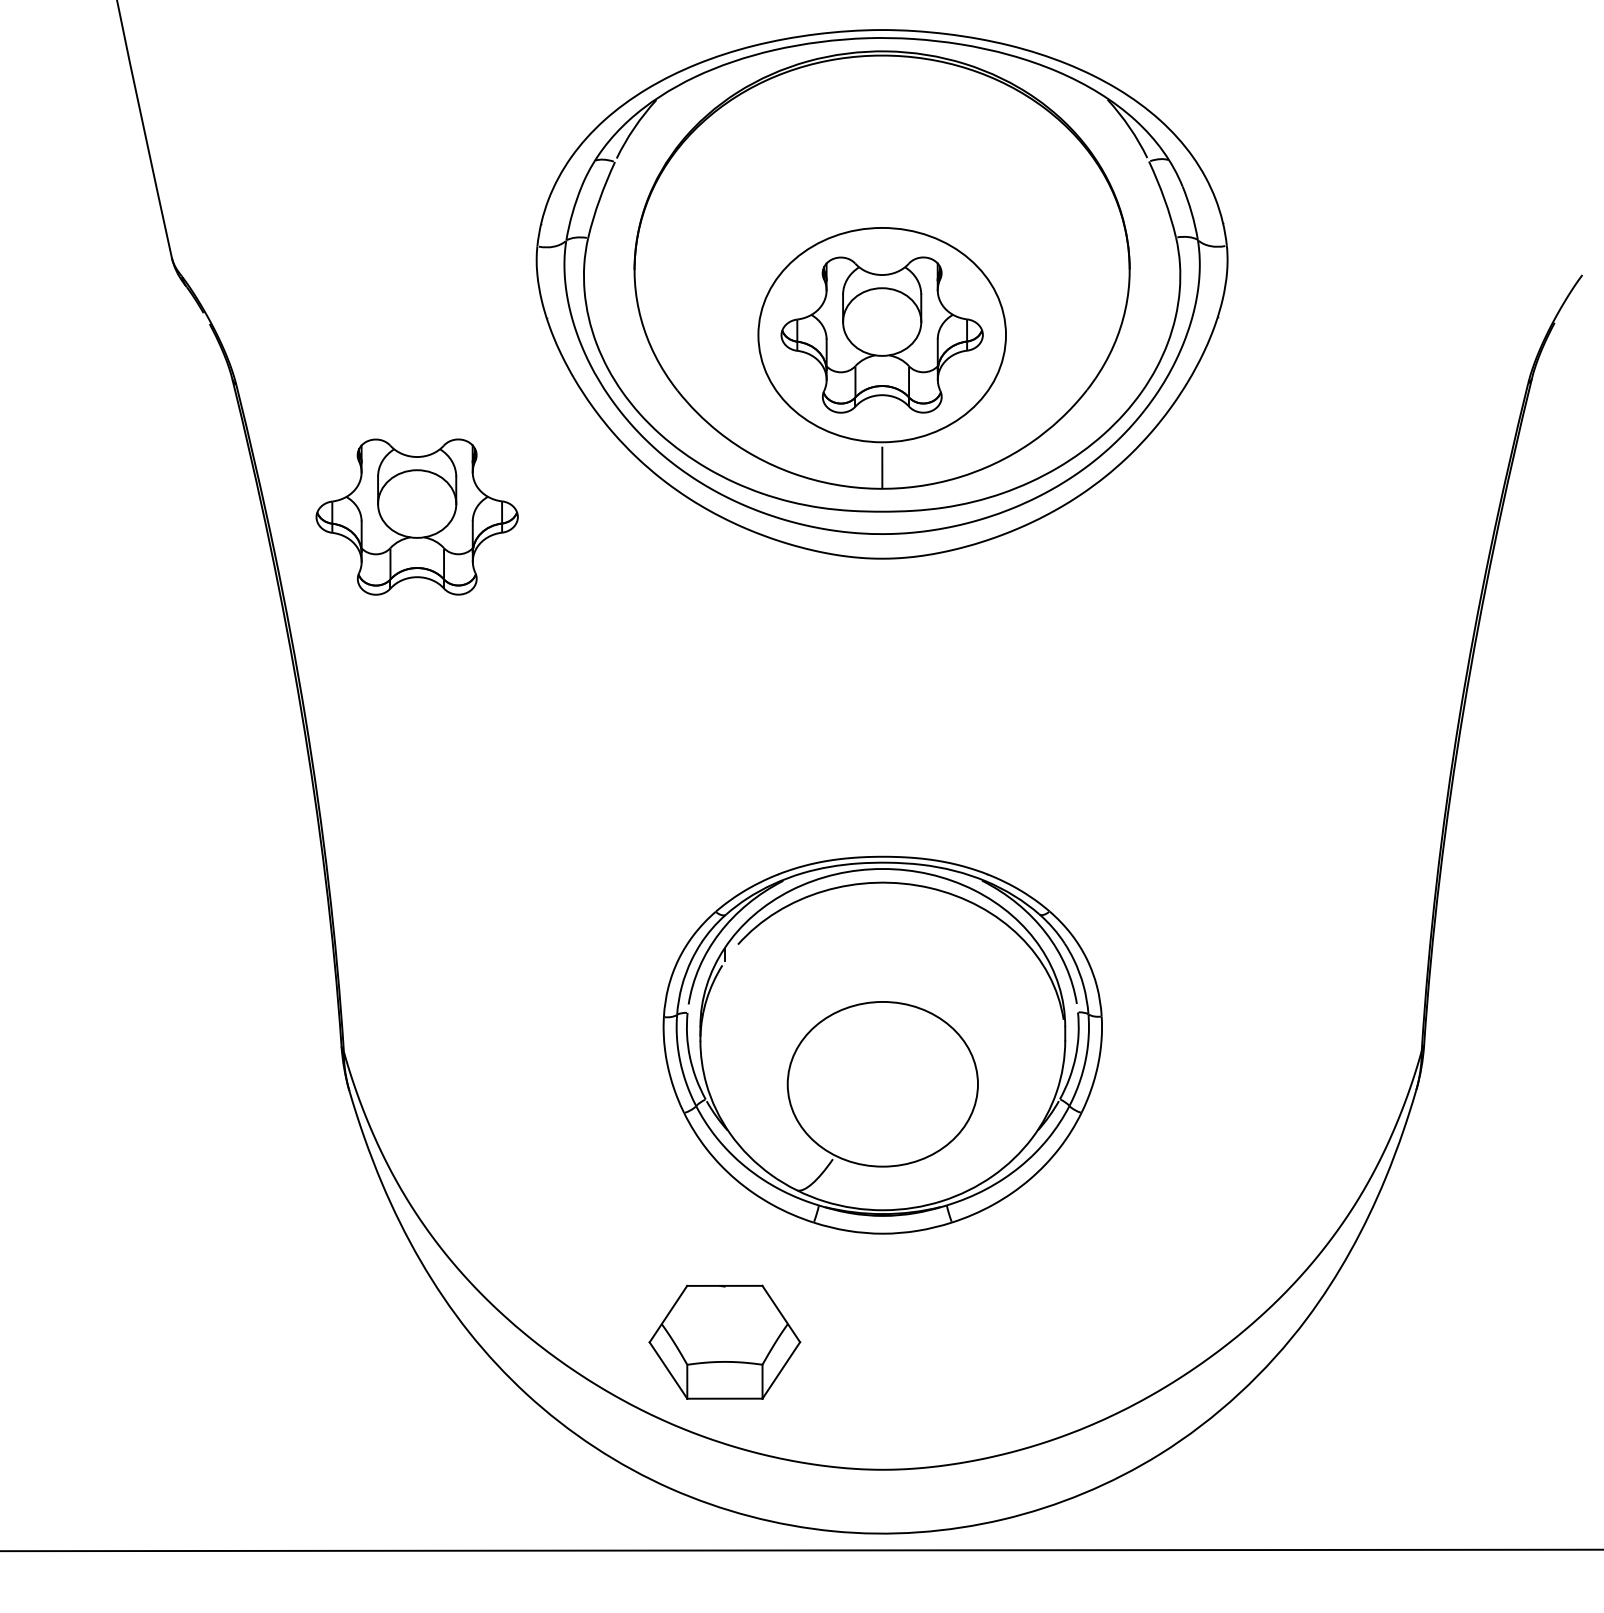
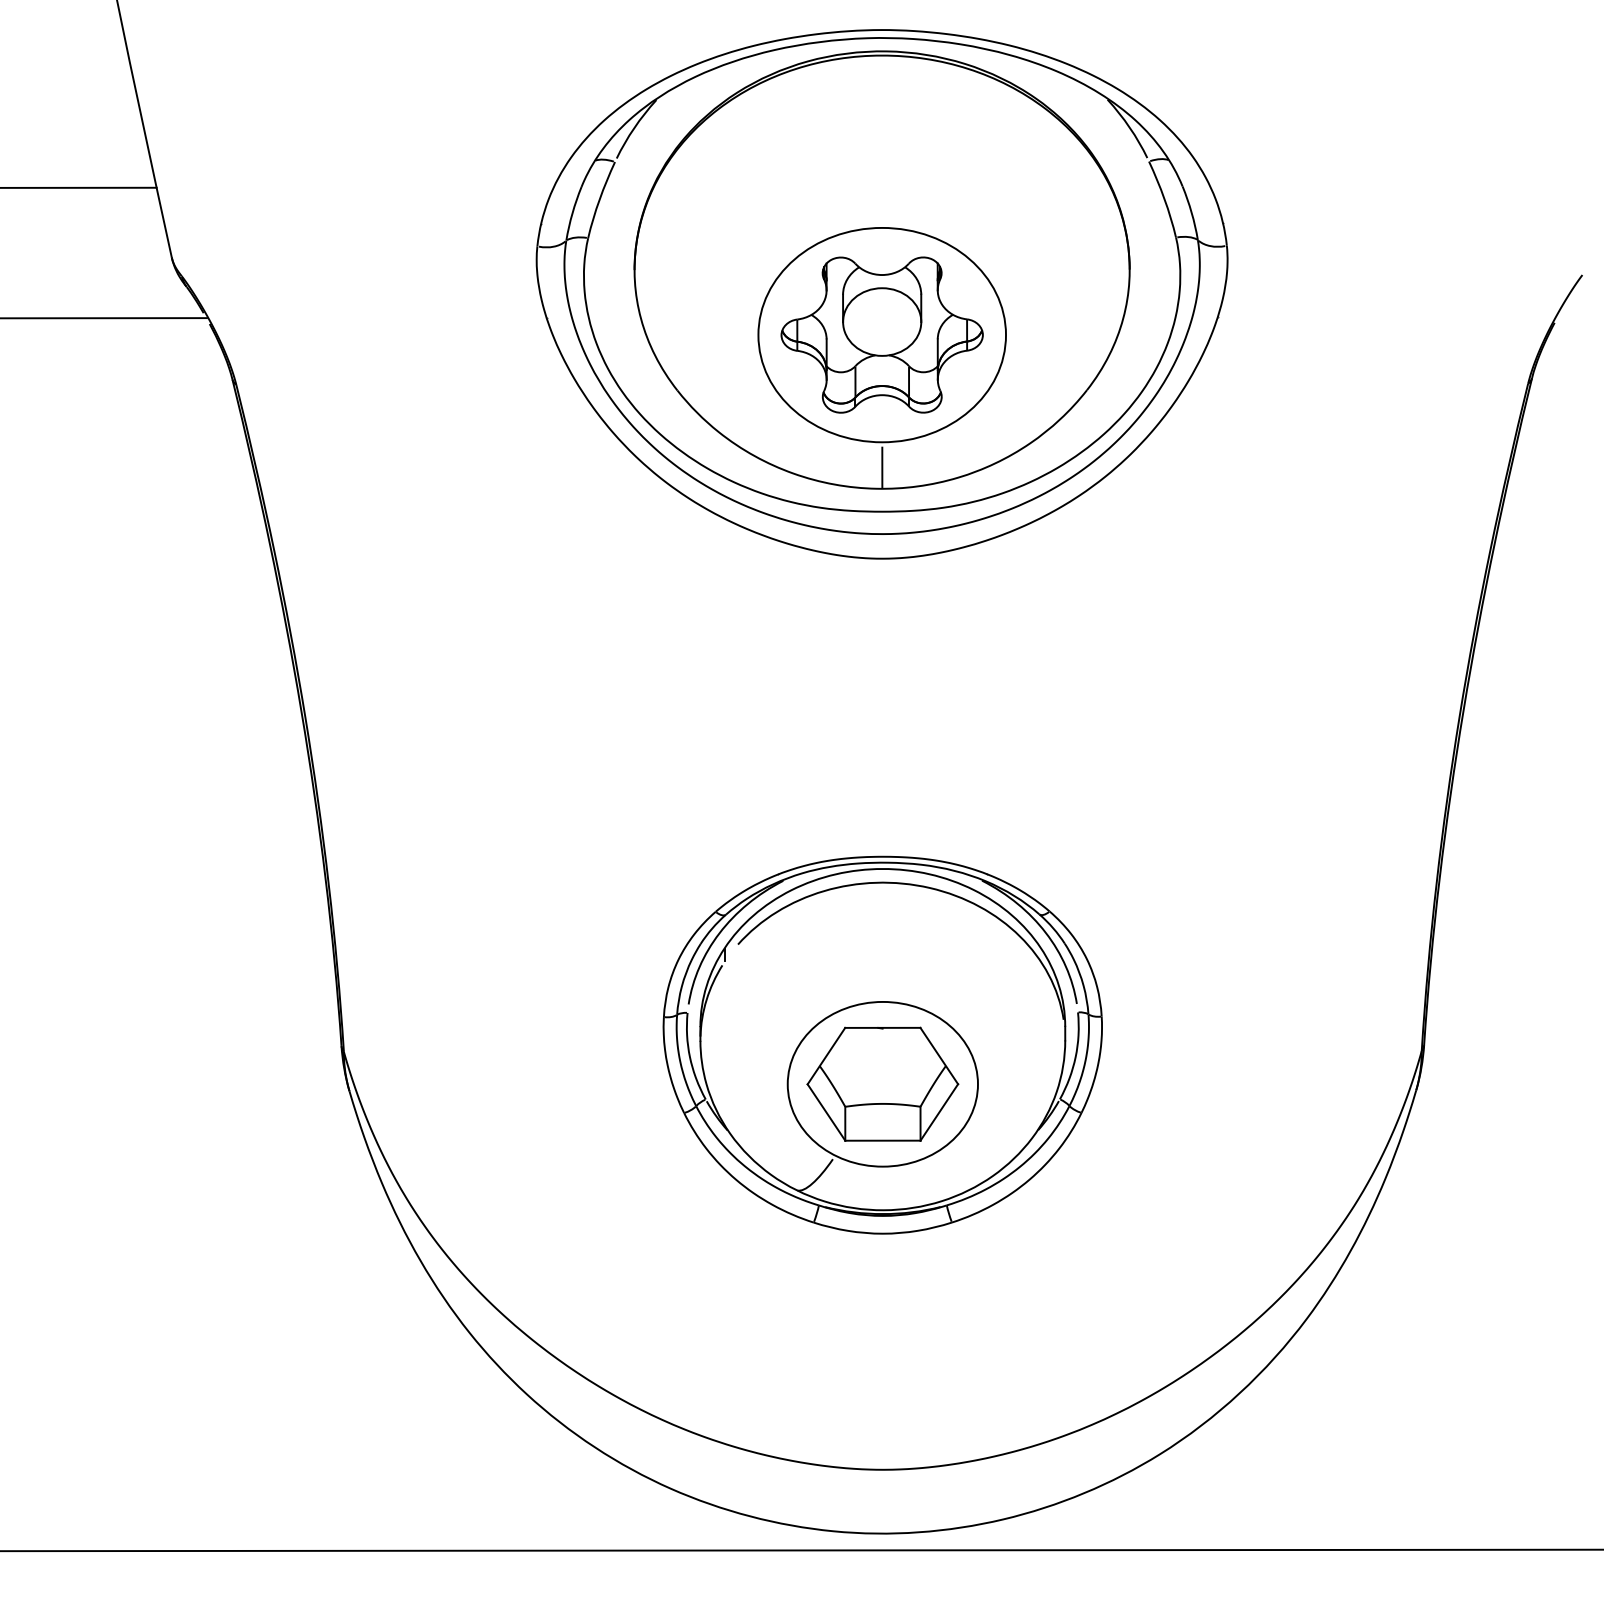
line: none -> present (79, 187)
line: none -> present (104, 318)
part: present -> none (416, 516)
part position: (724, 1341) -> (882, 1083) (882, 1083)
